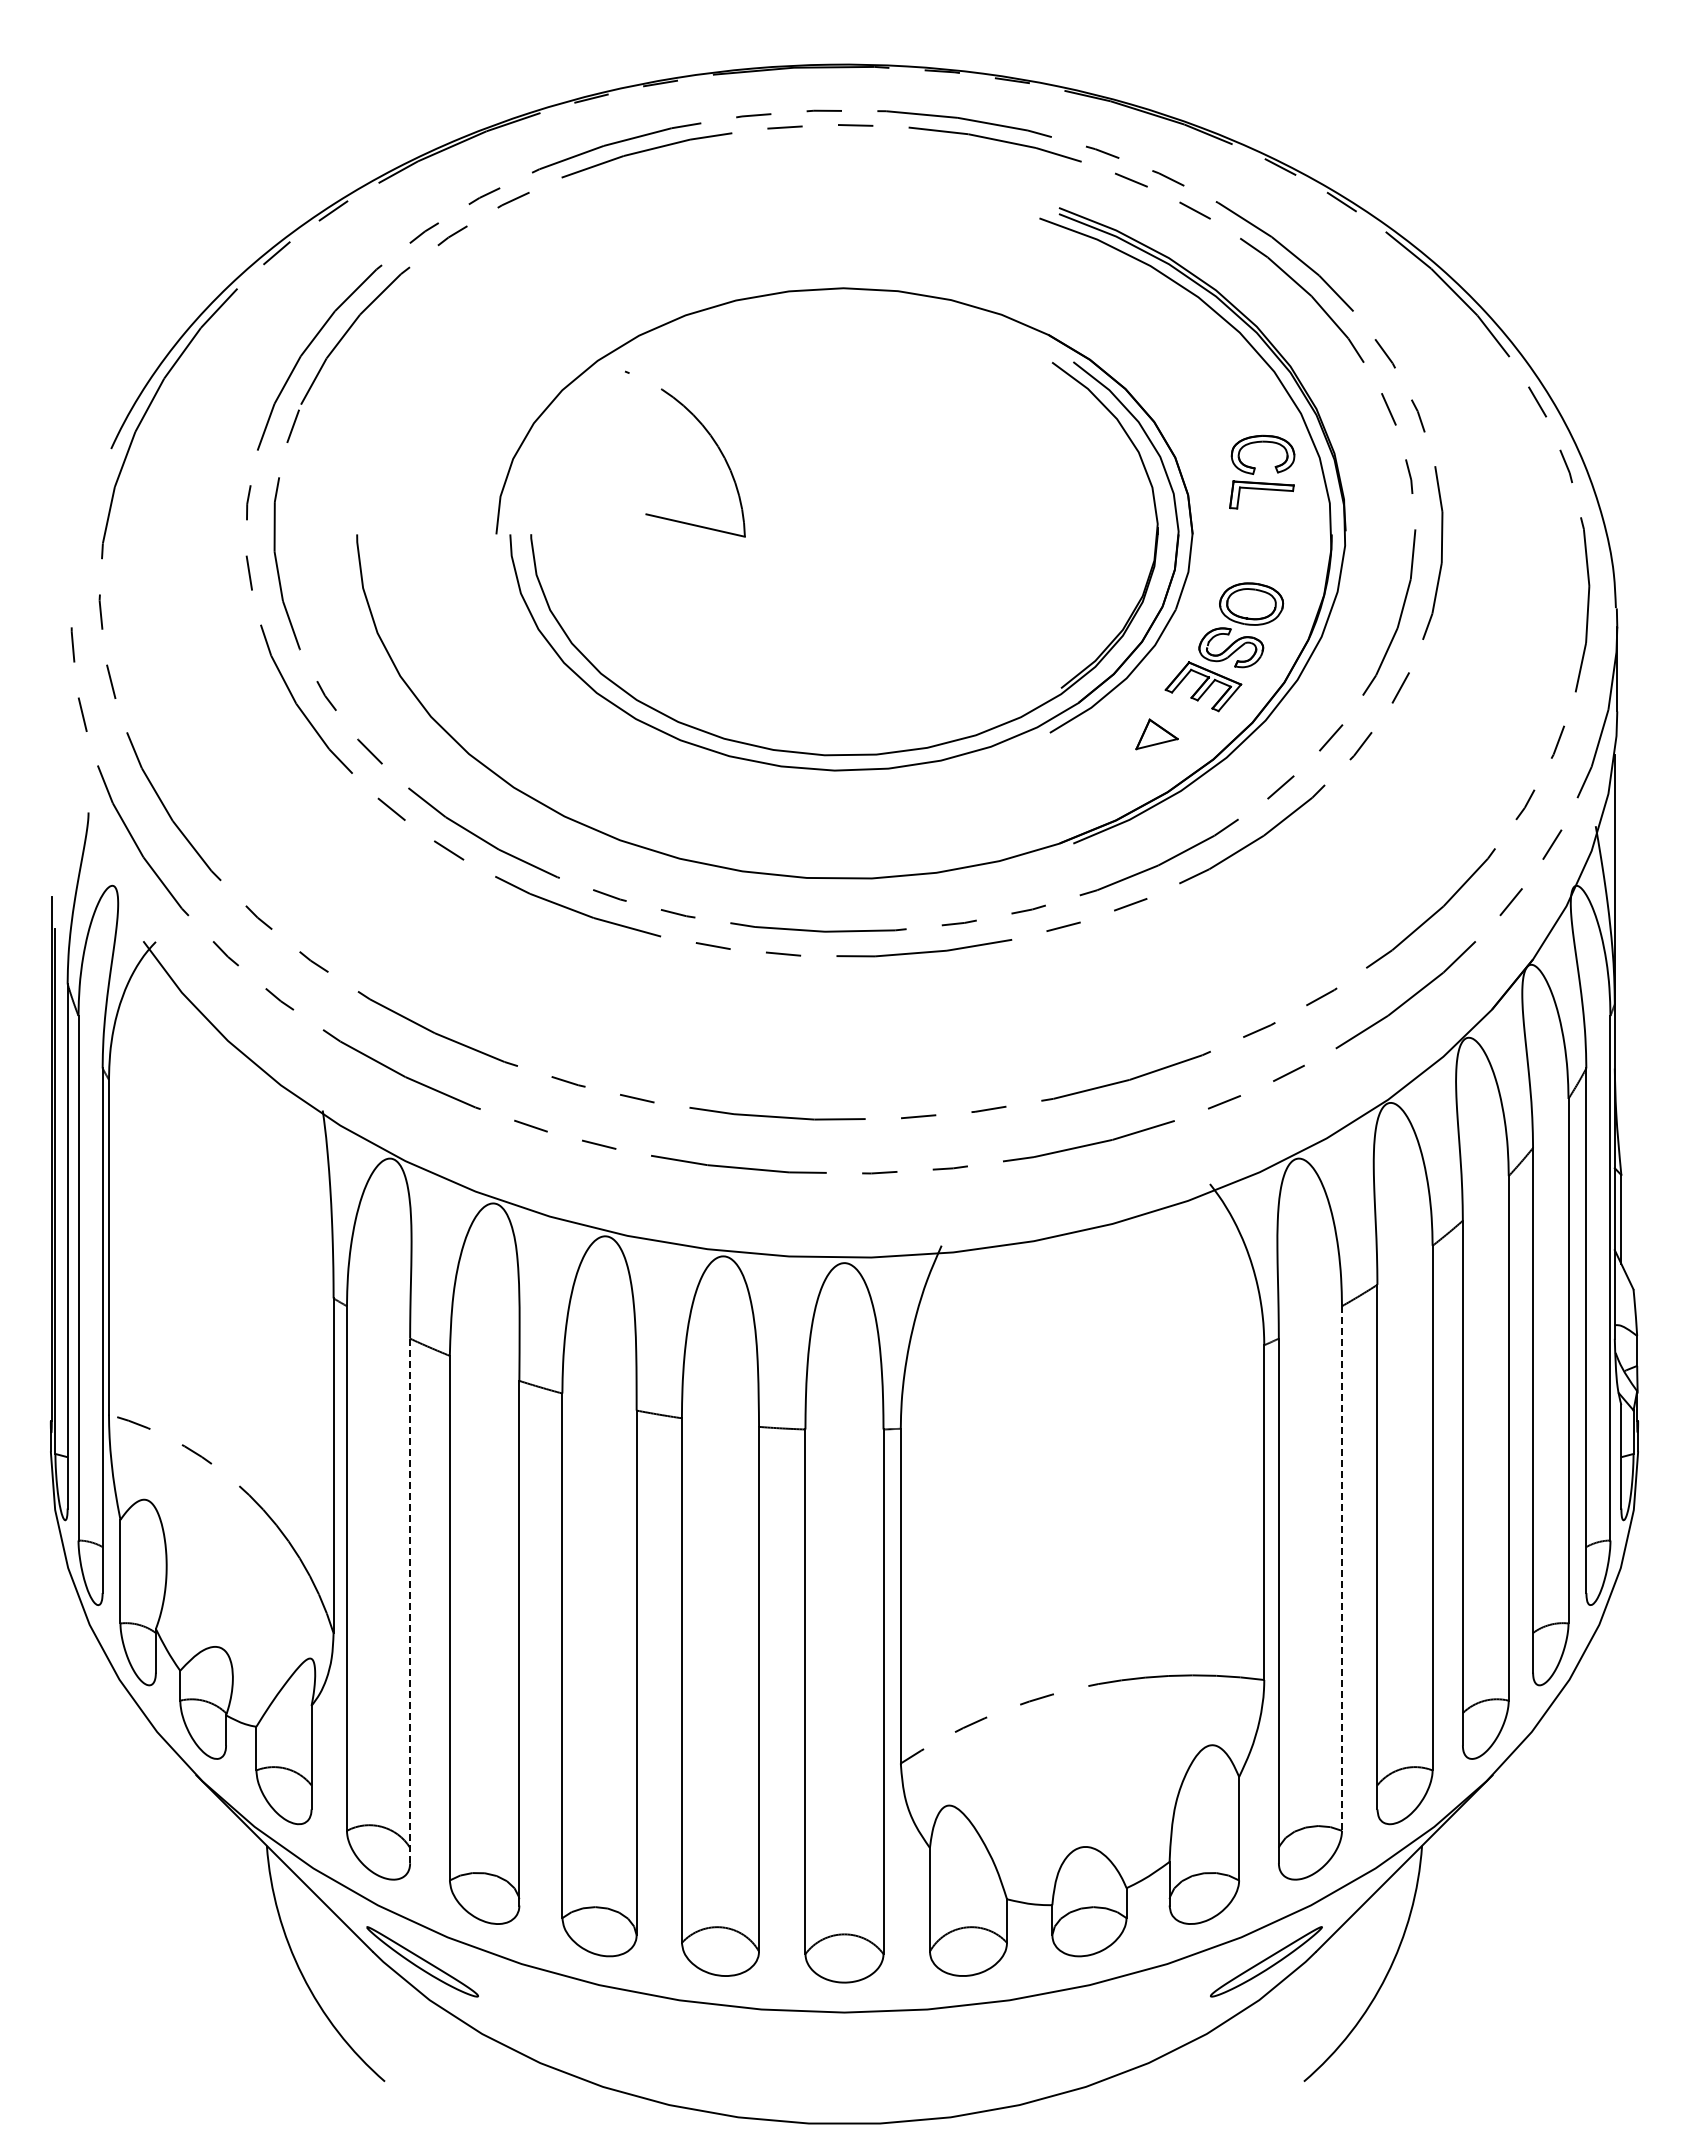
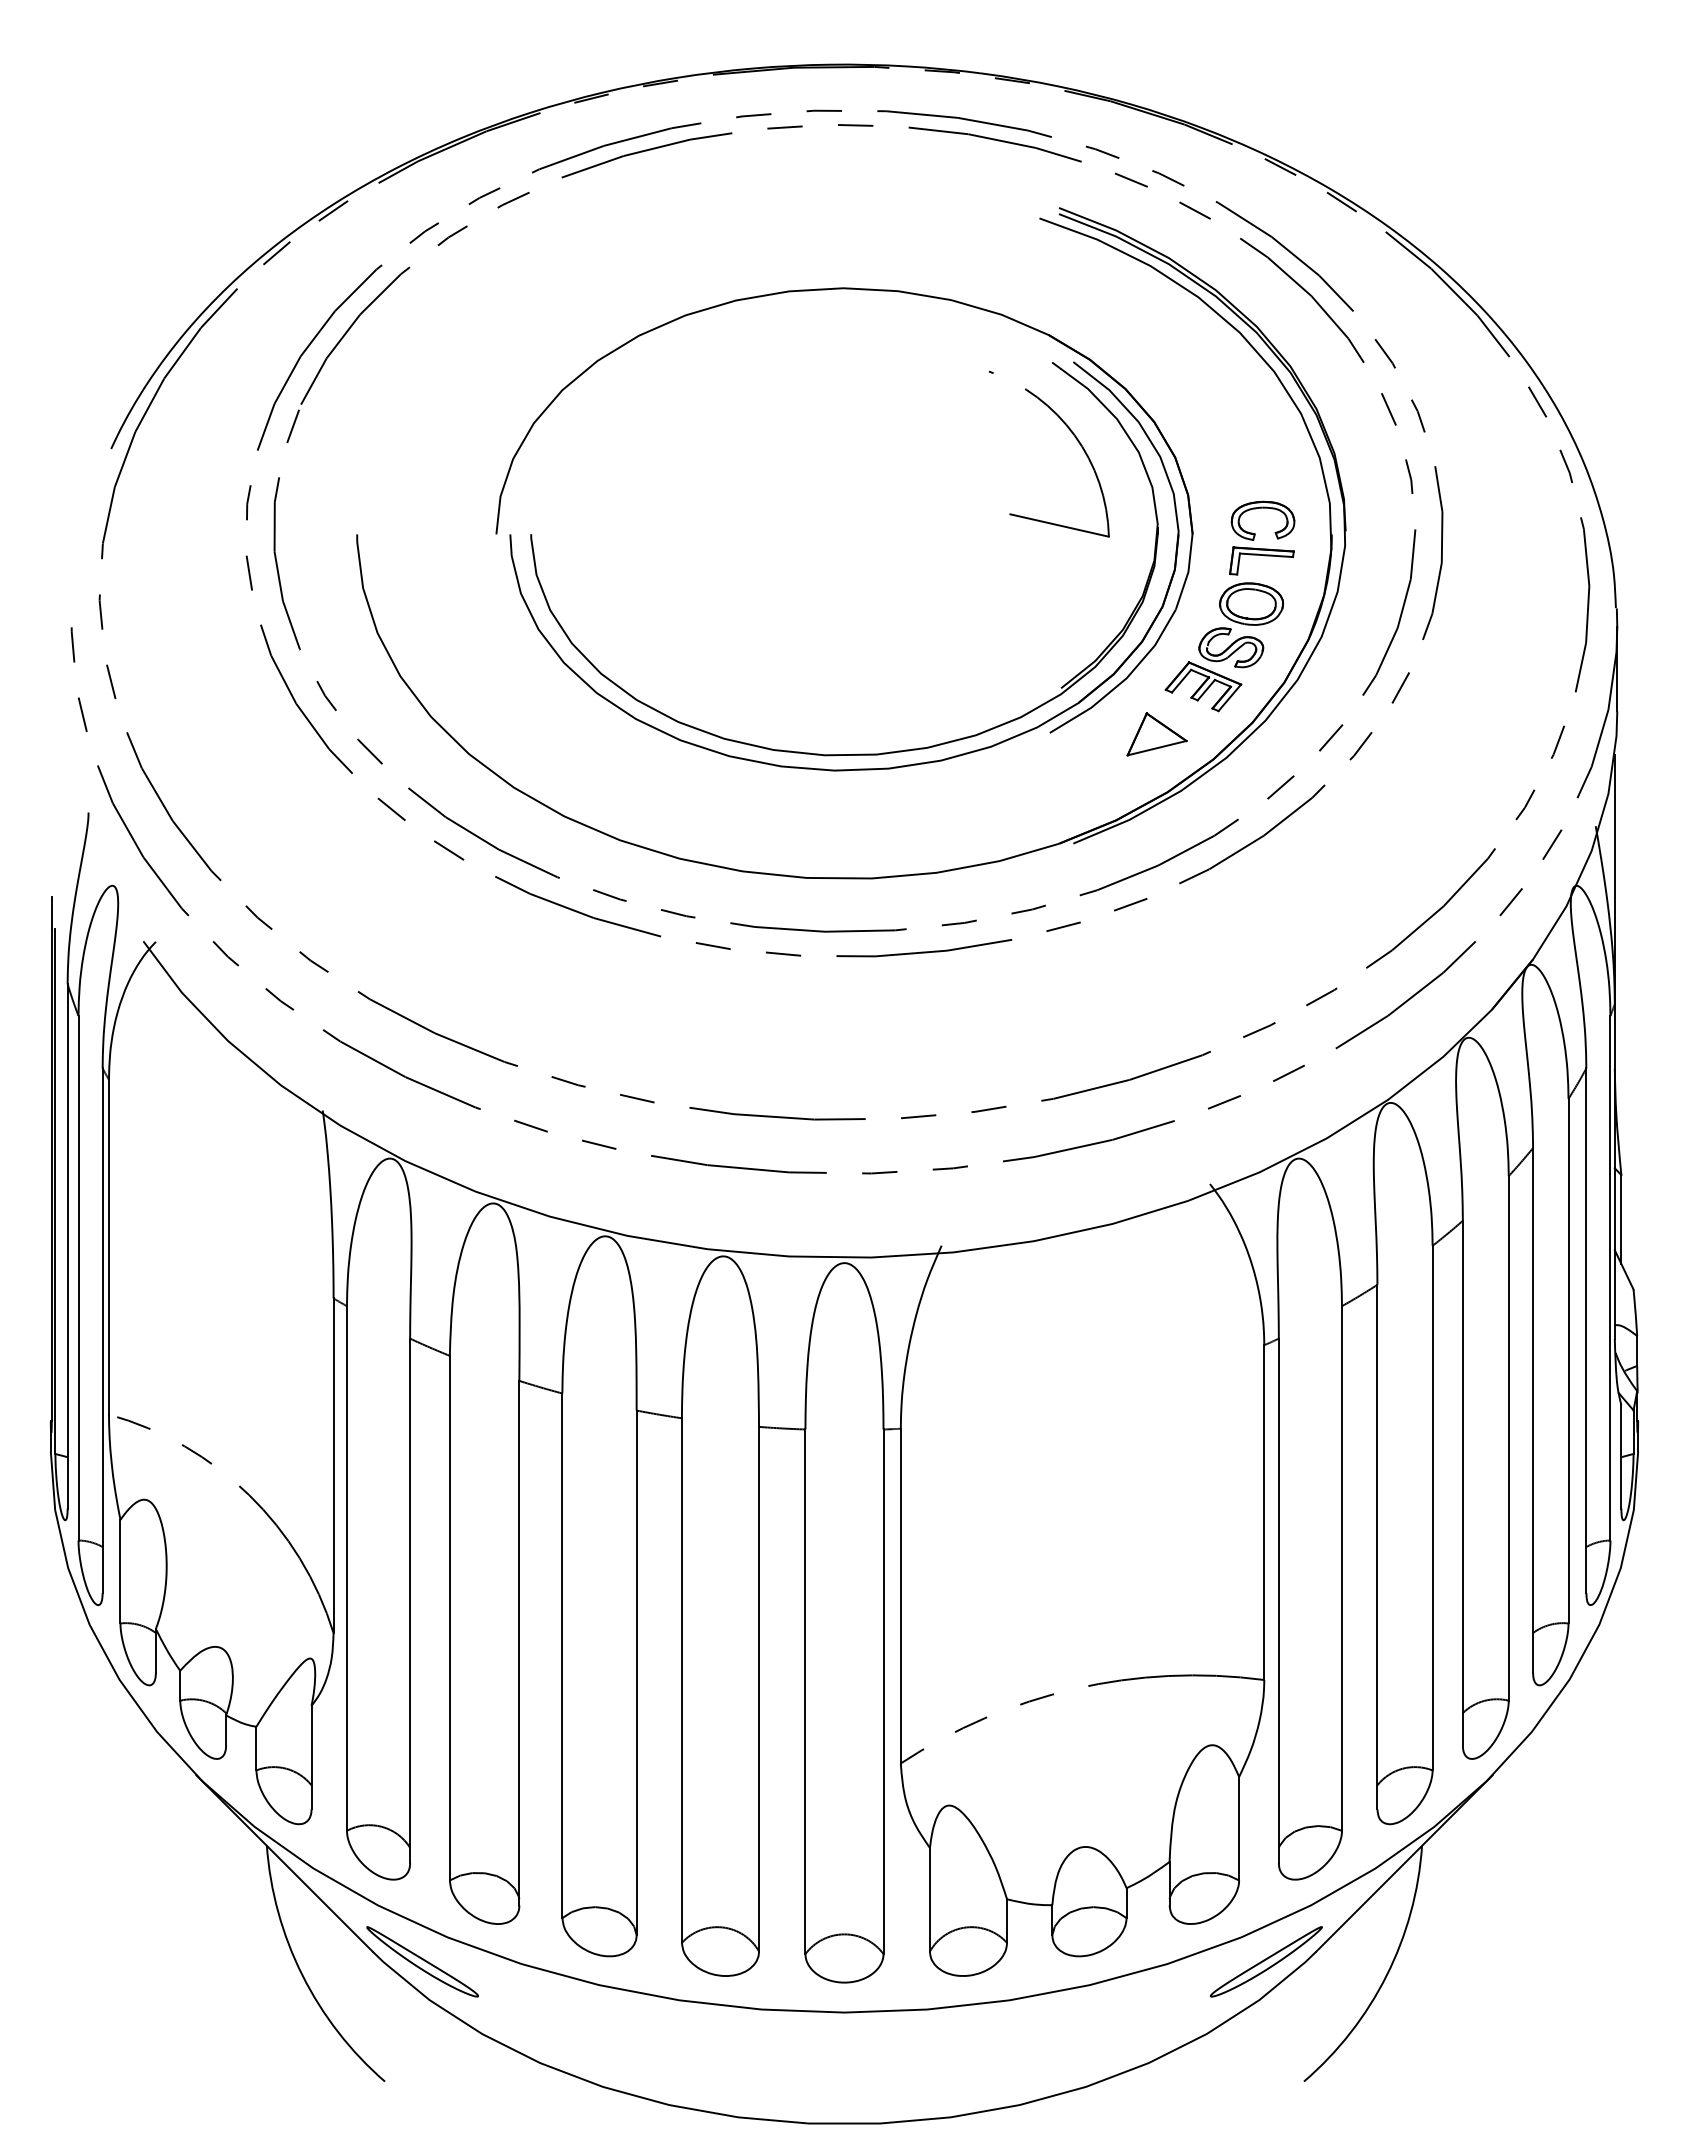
part position: (710, 437) -> (1074, 437) (1074, 437)
part position: (1255, 470) -> (1255, 536) (1255, 536)
part size: 44x33 px -> 62x45 px (1156, 734)
line: dashed -> solid (1342, 1569)
line: dashed -> solid (410, 1601)
